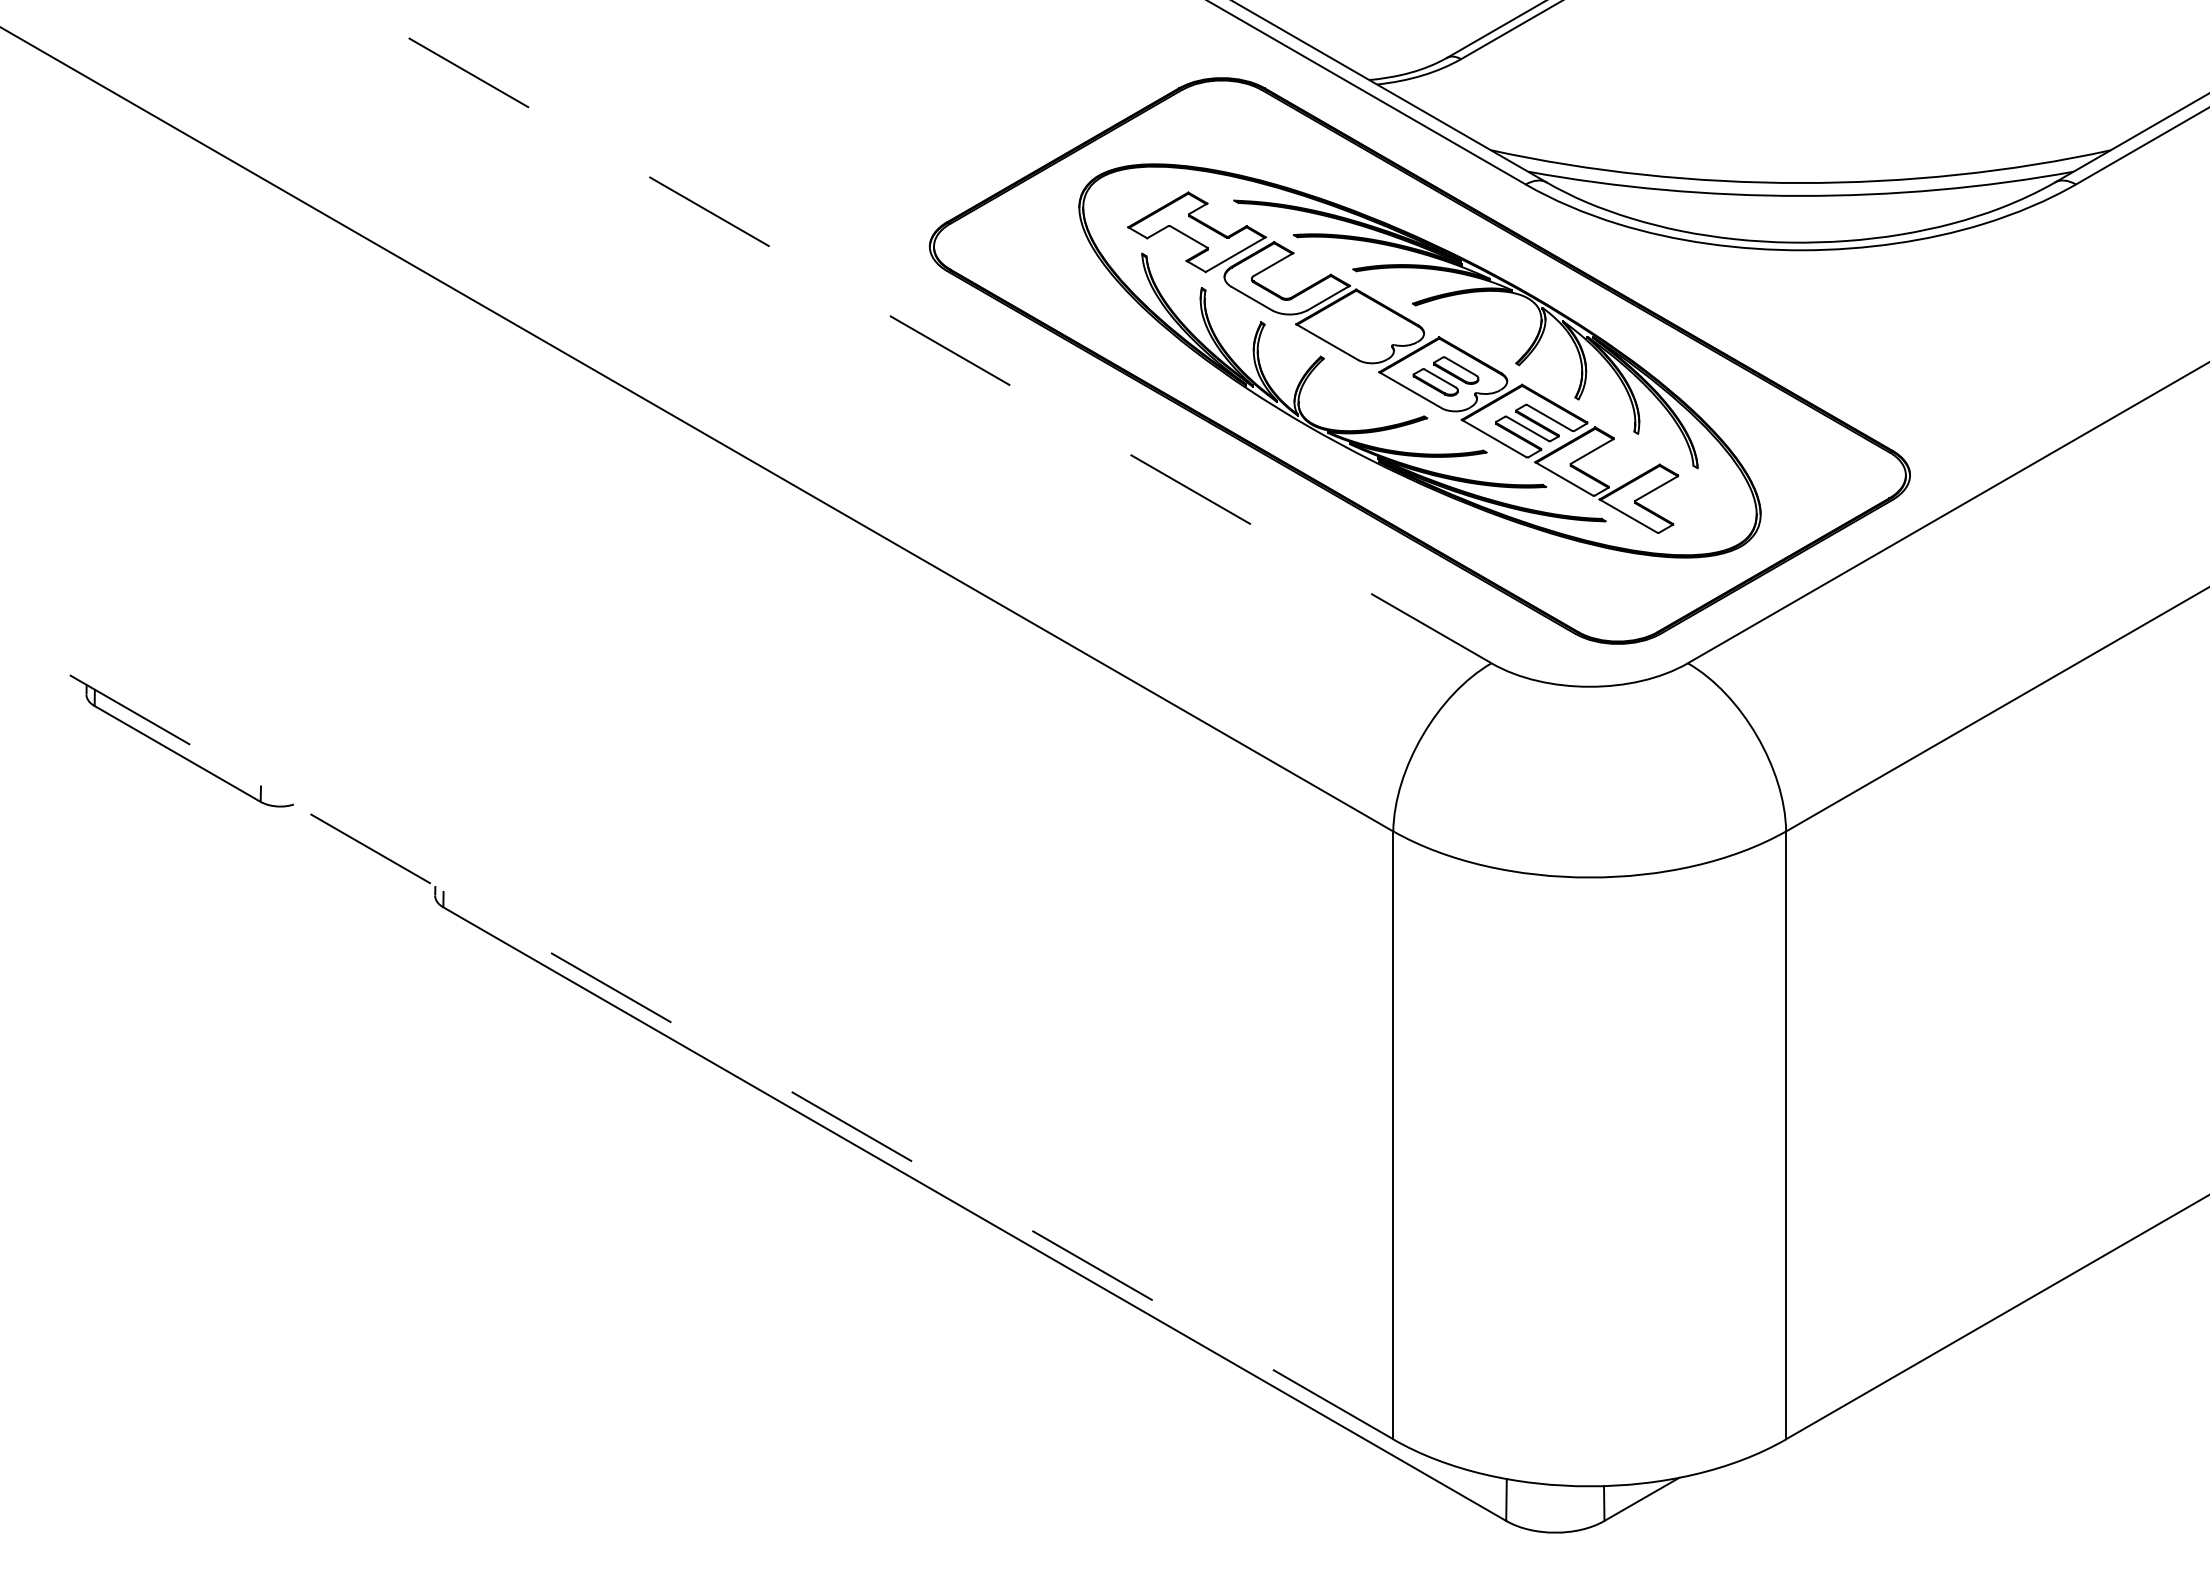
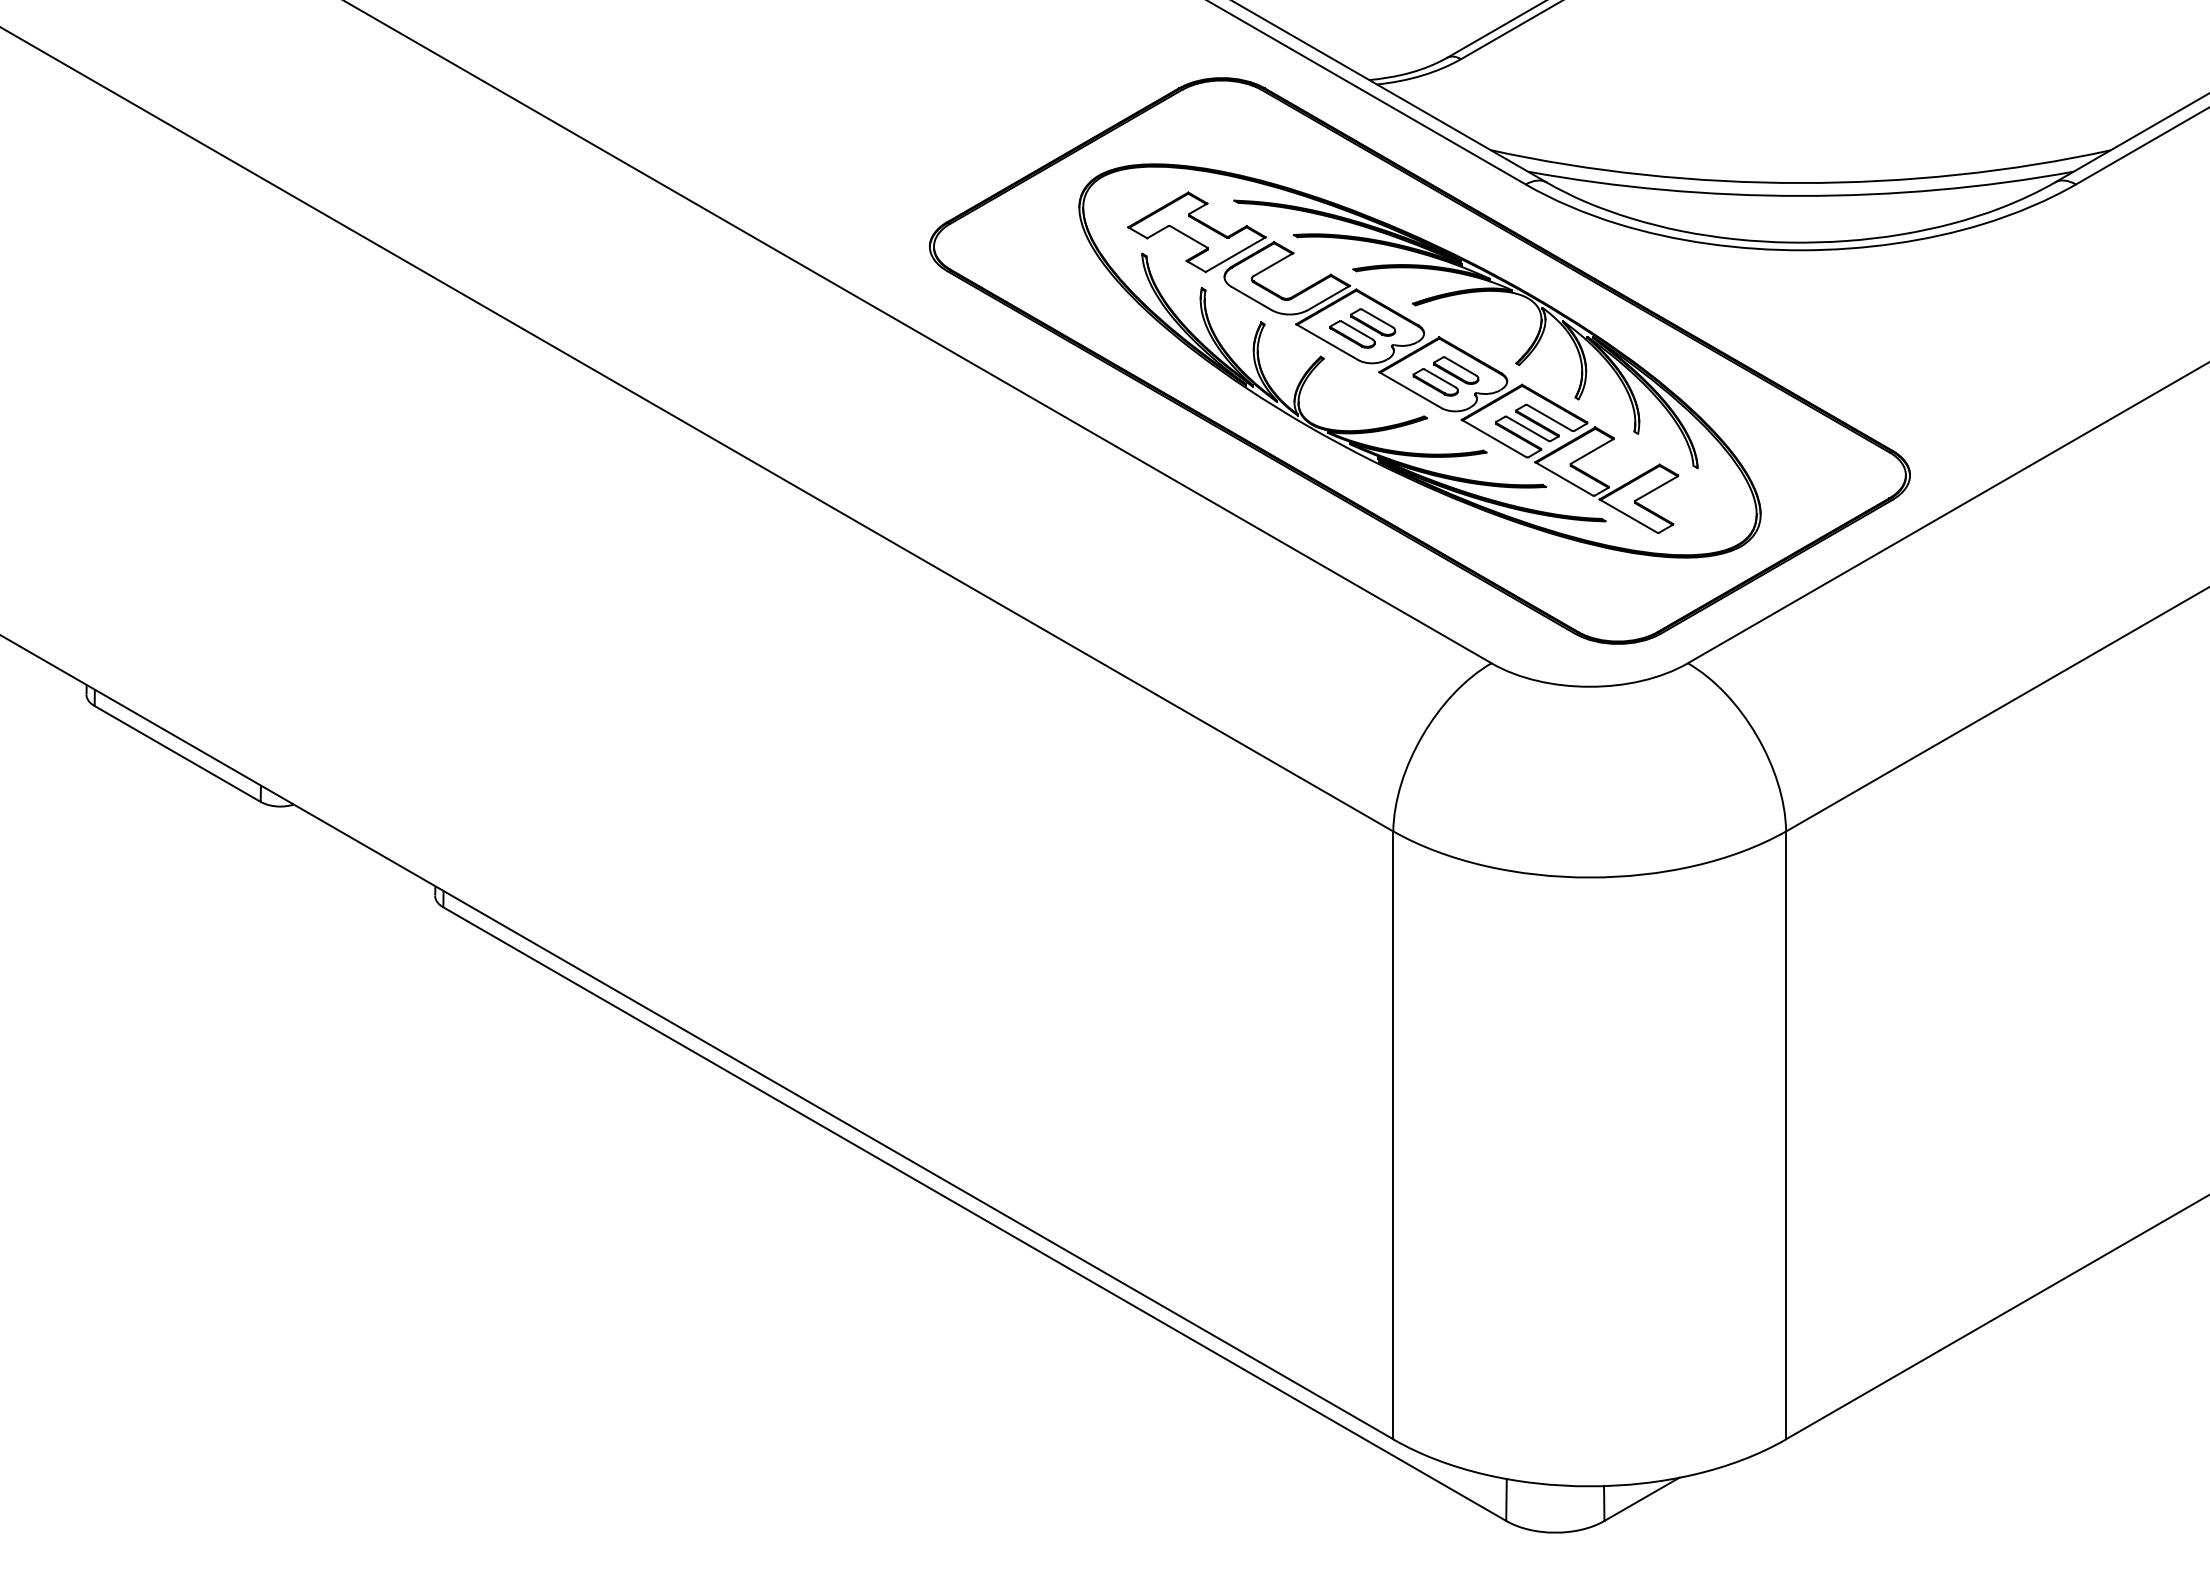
part: none -> present (1362, 328)
line: dashed -> solid (917, 331)
line: dashed -> solid (696, 1036)
